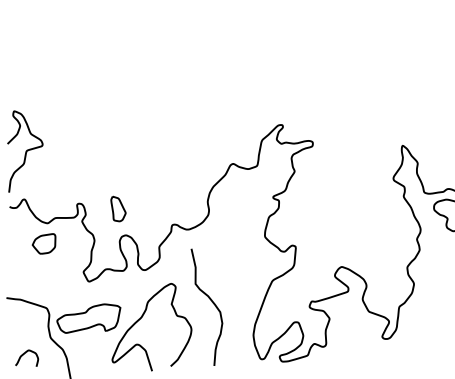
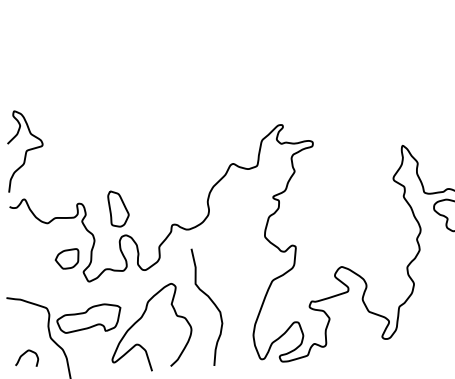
part size: 17x28 px -> 23x38 px (118, 208)
part position: (43, 243) -> (66, 258) (66, 258)
